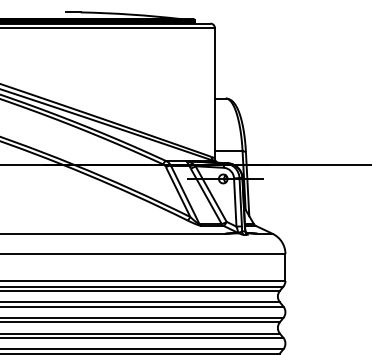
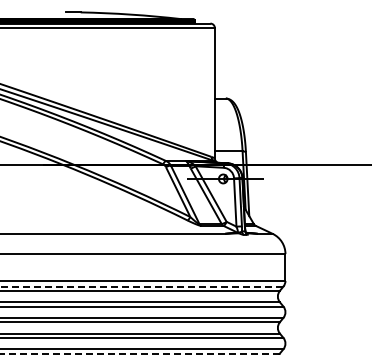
line: solid -> dashed (141, 286)
line: solid -> dashed (139, 353)
